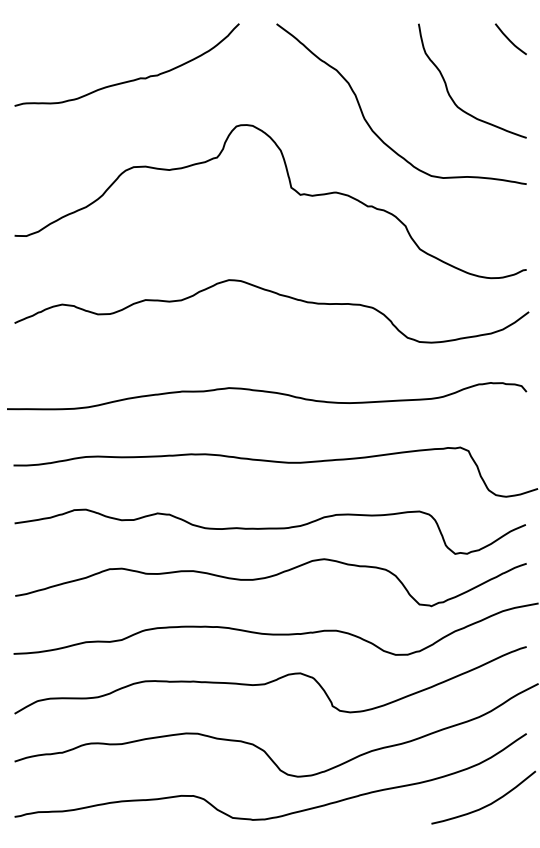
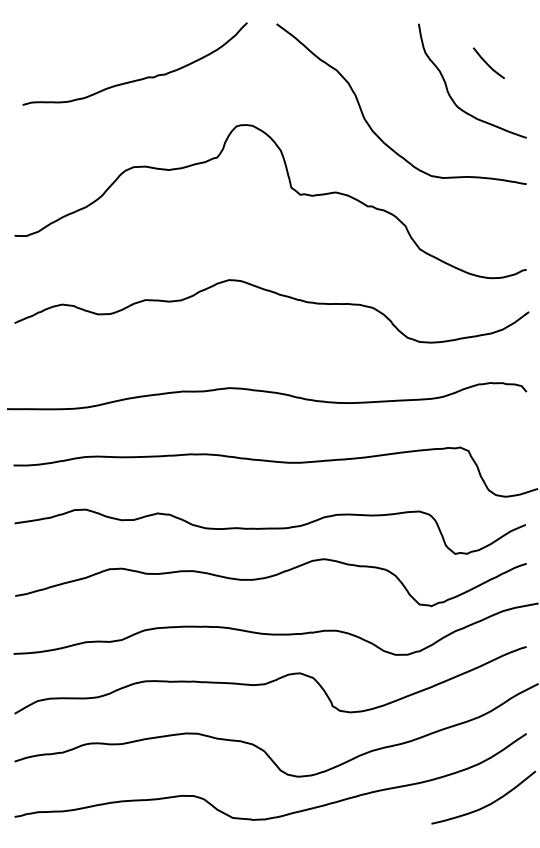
curve position: (510, 39) -> (488, 63) (488, 63)
curve position: (127, 80) -> (135, 79) (135, 79)
